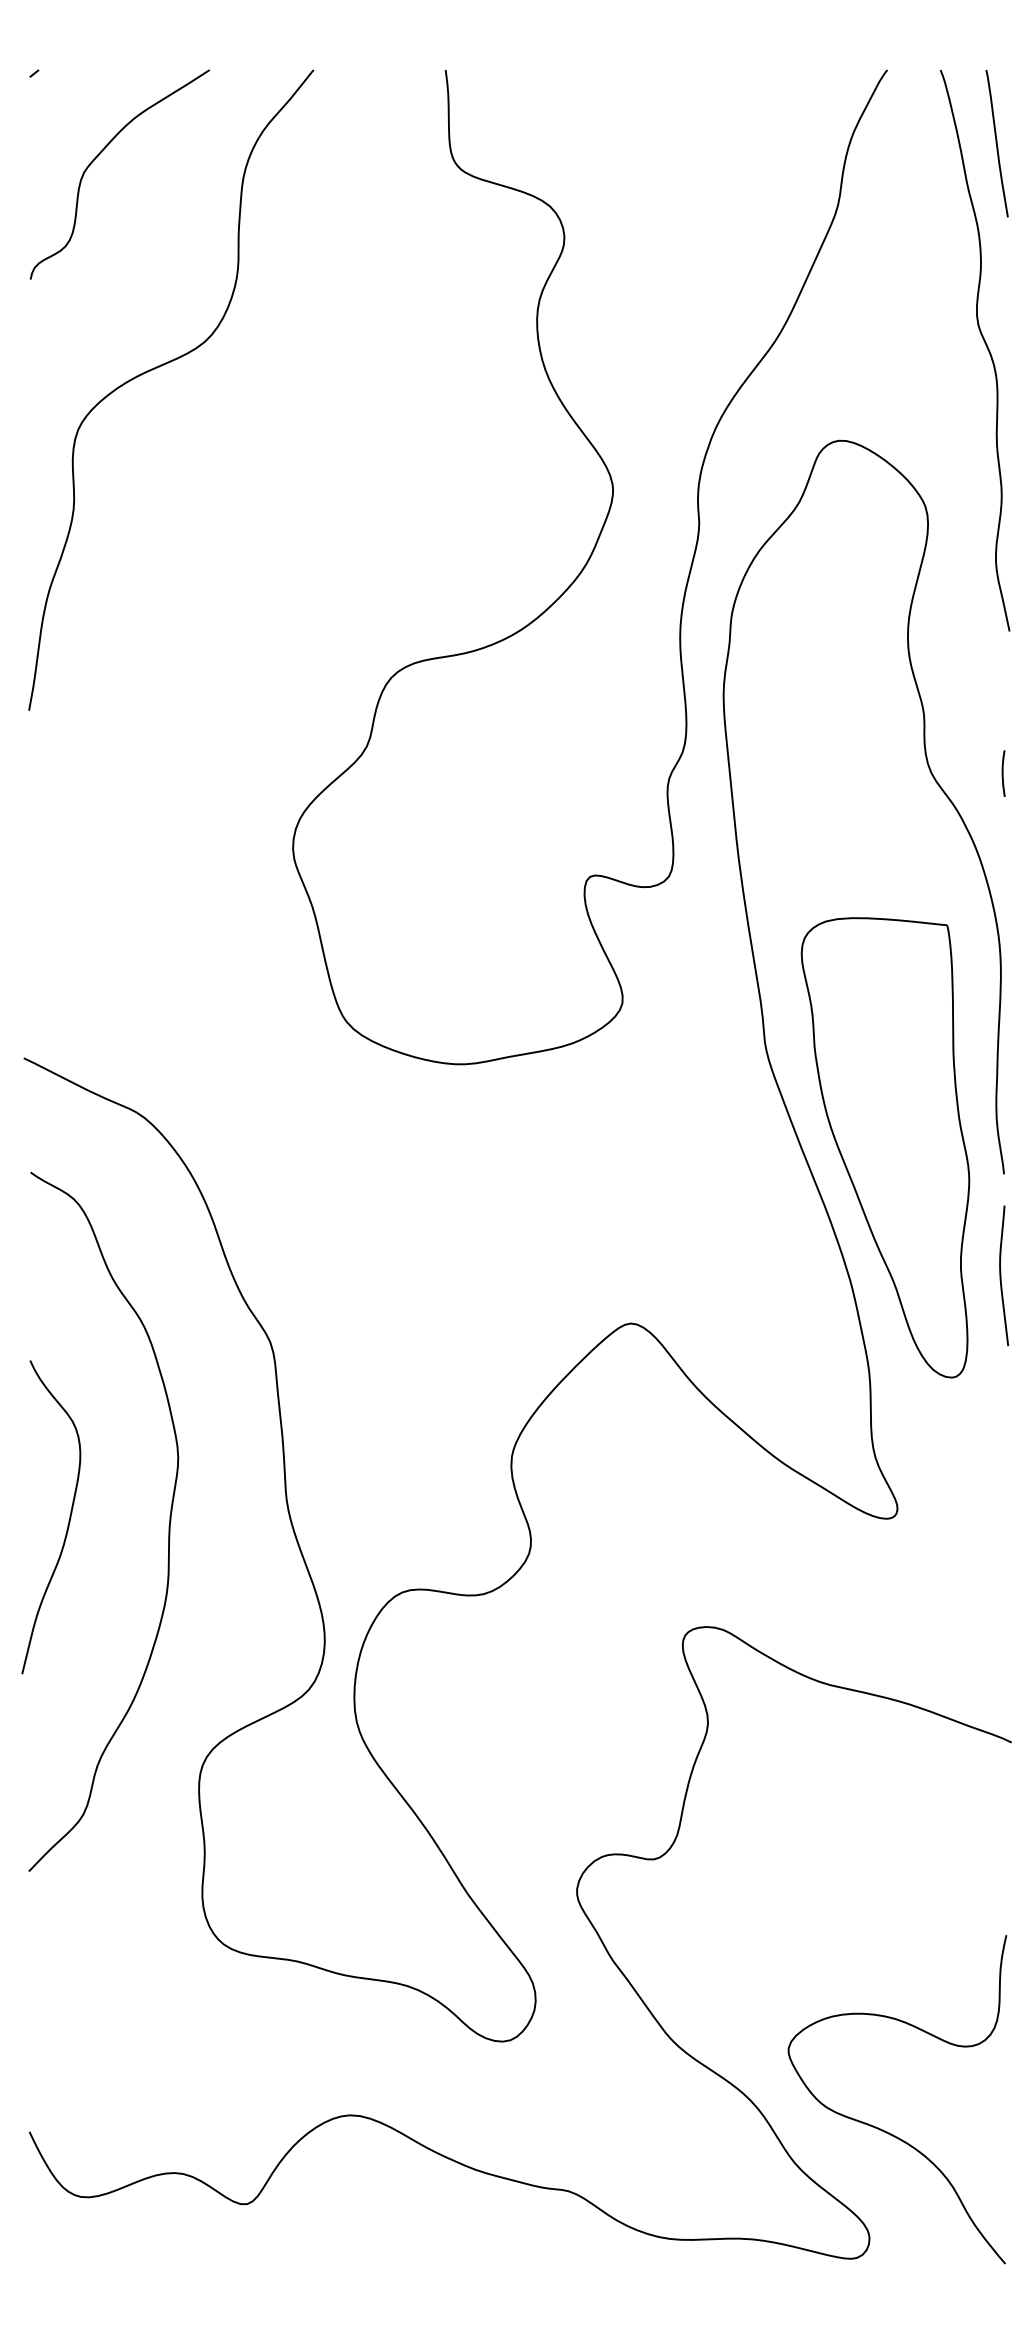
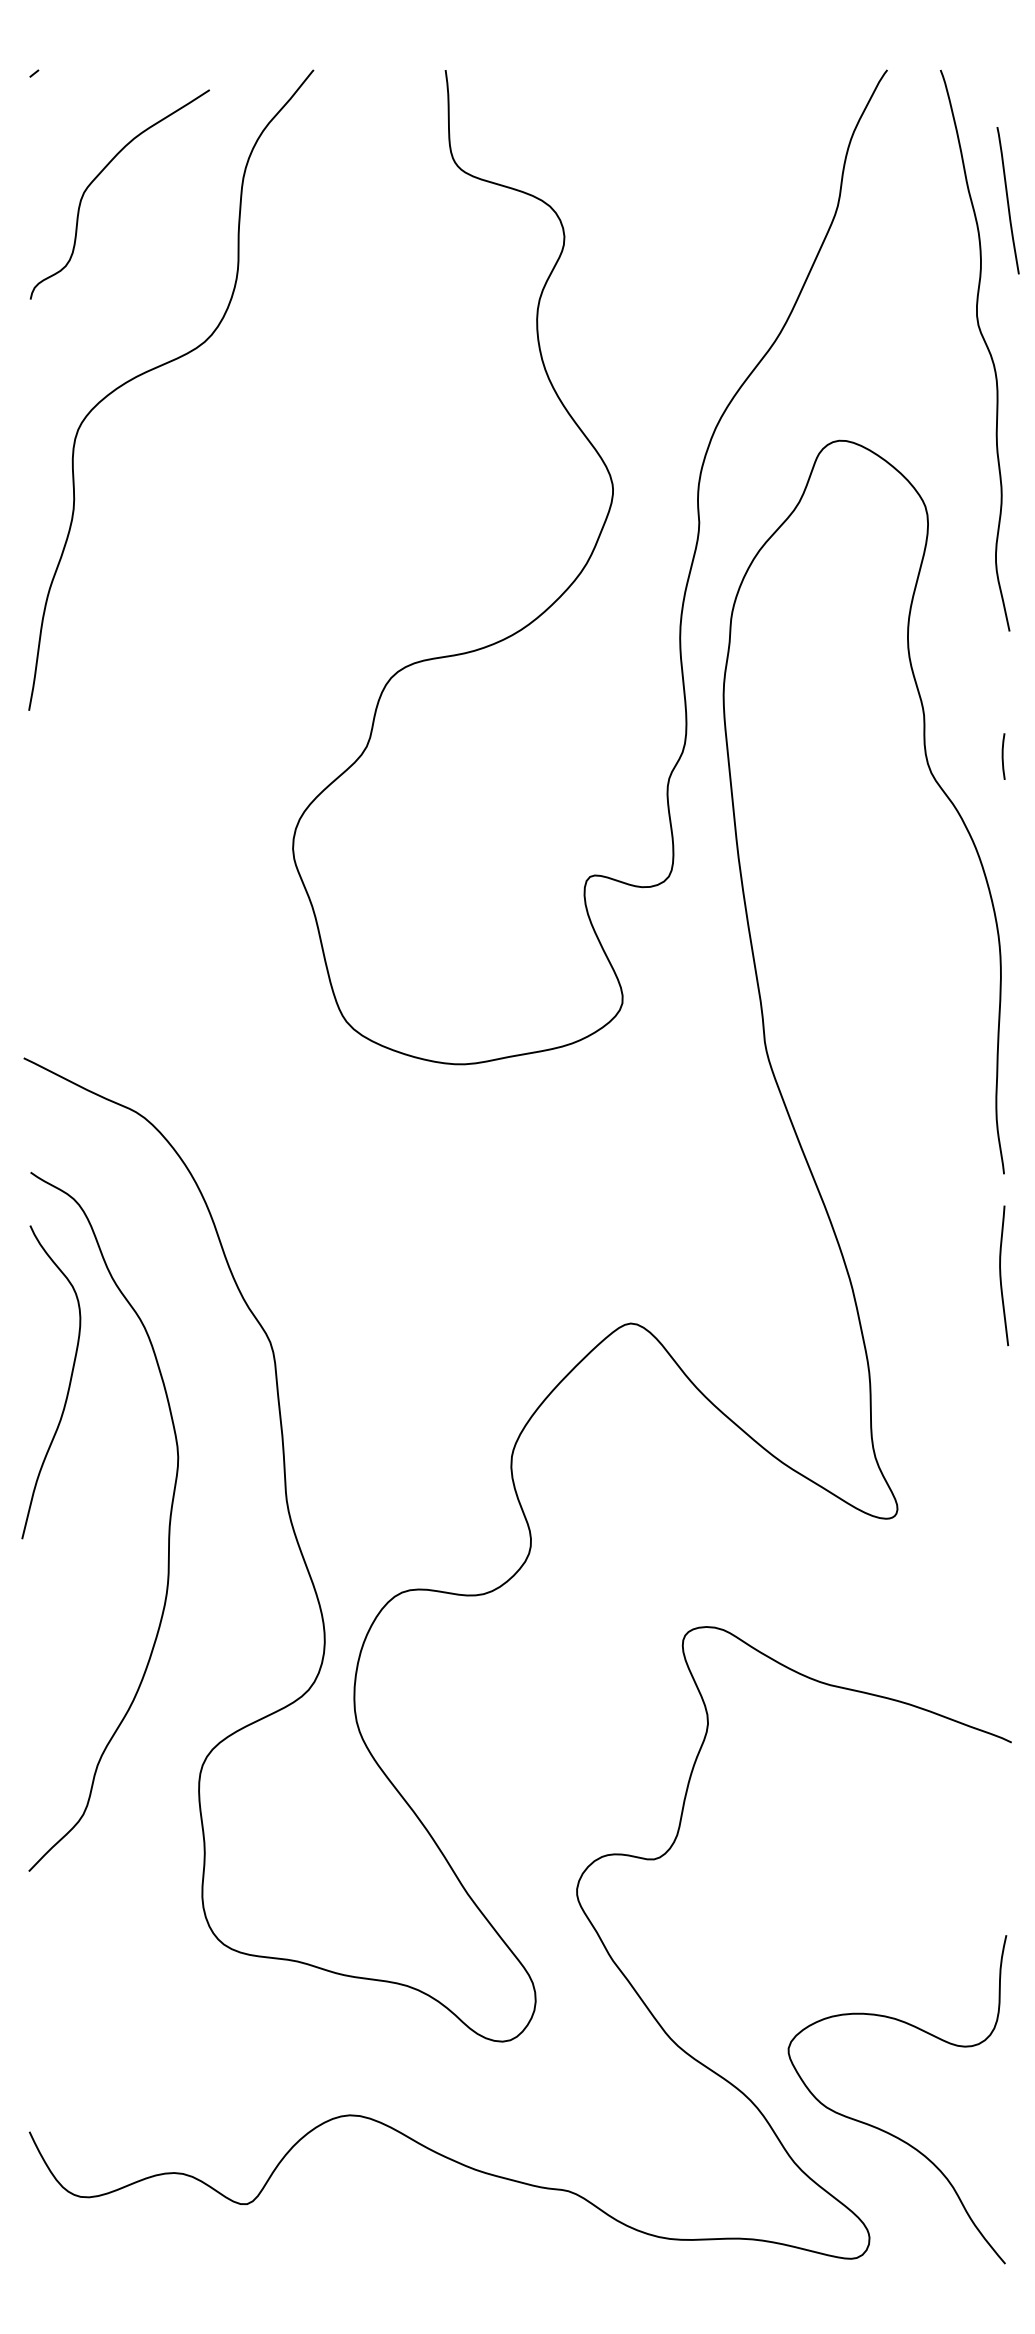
curve position: (996, 143) -> (1007, 200) (1007, 200)
curve position: (100, 154) -> (100, 174) (100, 174)
curve position: (1003, 773) -> (1003, 756) (1003, 756)
part: present -> none (885, 1147)
curve position: (68, 1520) -> (68, 1385) (68, 1385)
